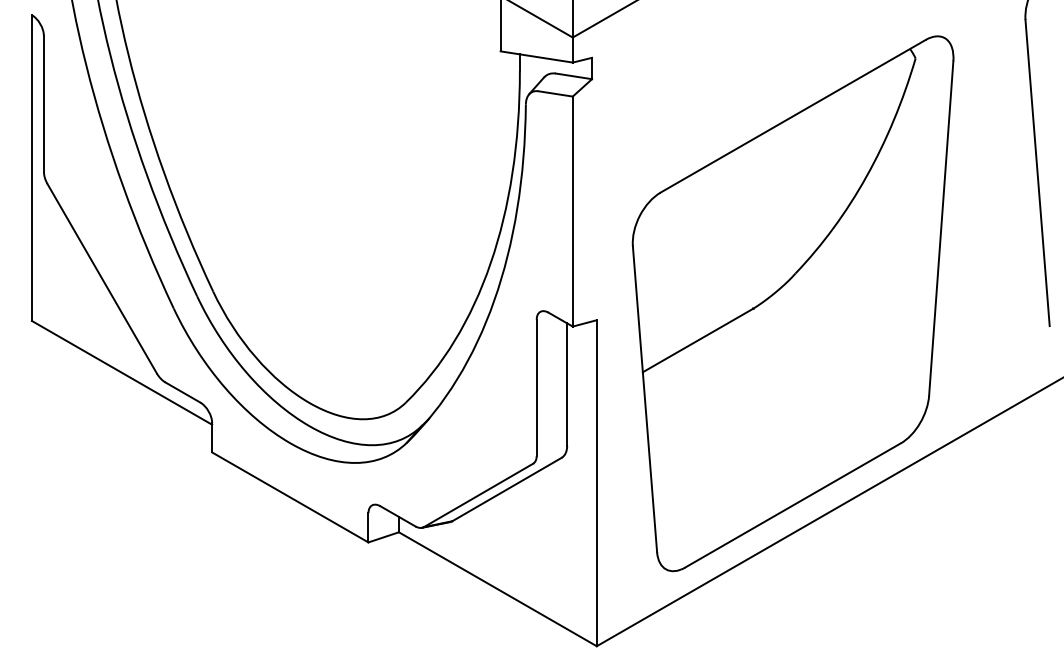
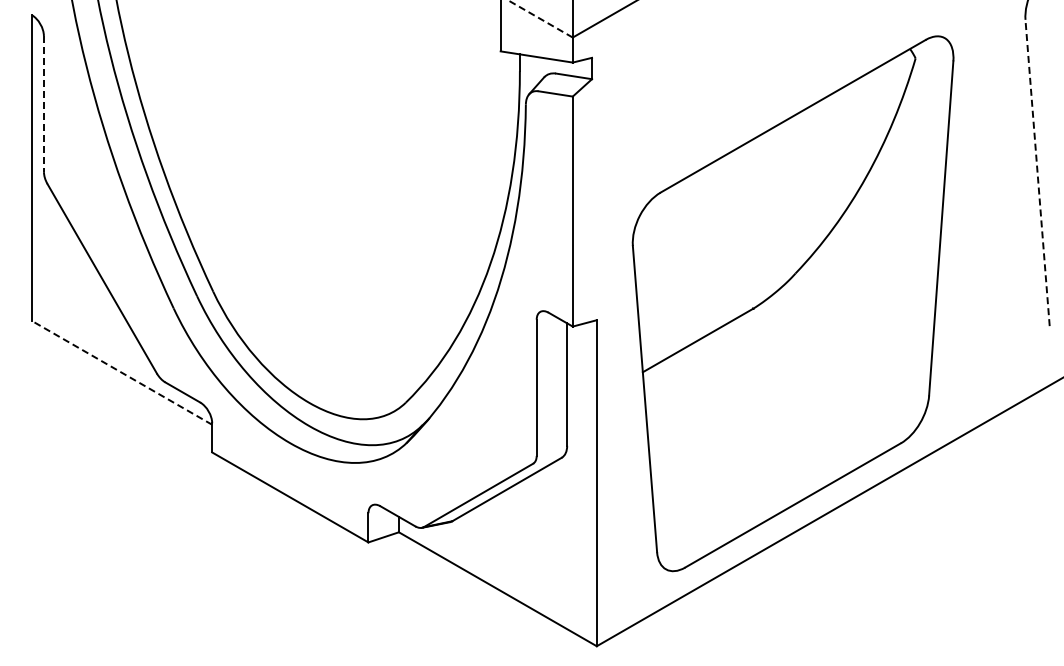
line: solid -> dashed (540, 18)
line: solid -> dashed (43, 104)
line: solid -> dashed (1037, 172)
line: solid -> dashed (121, 372)
